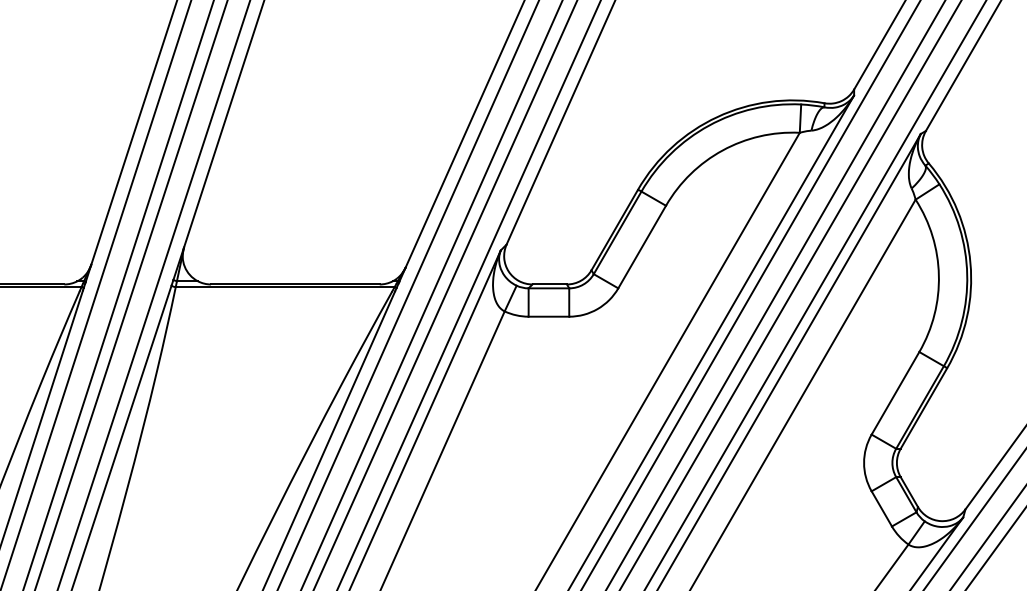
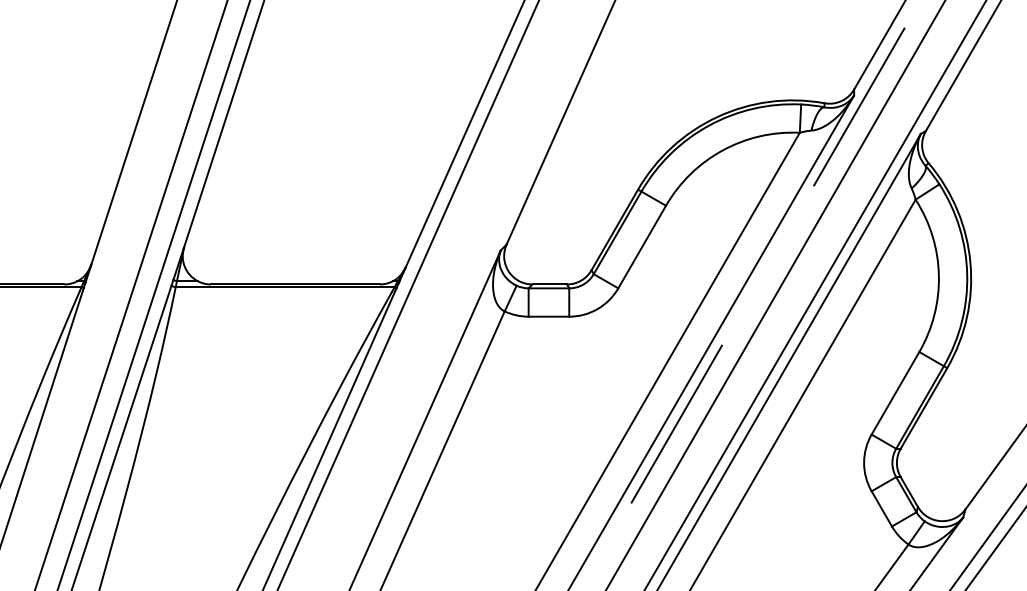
line: present -> none (96, 293)
line: present -> none (118, 294)
line: present -> none (431, 294)
line: present -> none (445, 294)
line: present -> none (468, 294)
line: present -> none (790, 294)
line: solid -> dashed (750, 295)
line: present -> none (974, 519)
